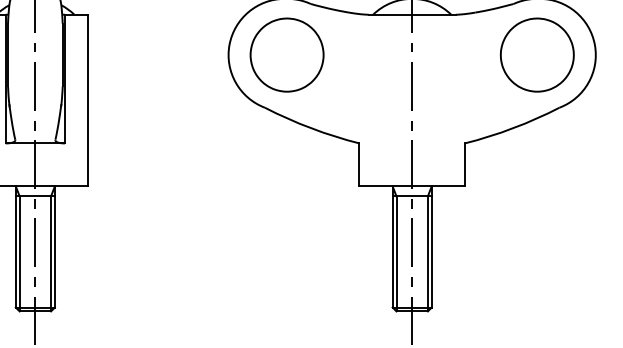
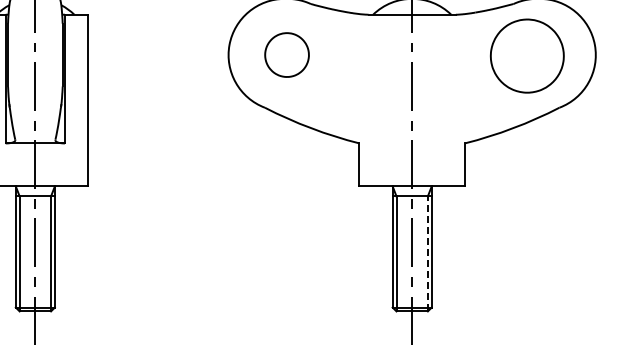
part size: 76x76 px -> 46x46 px (286, 54)
part position: (536, 54) -> (526, 55) (526, 55)
line: solid -> dashed (427, 253)
